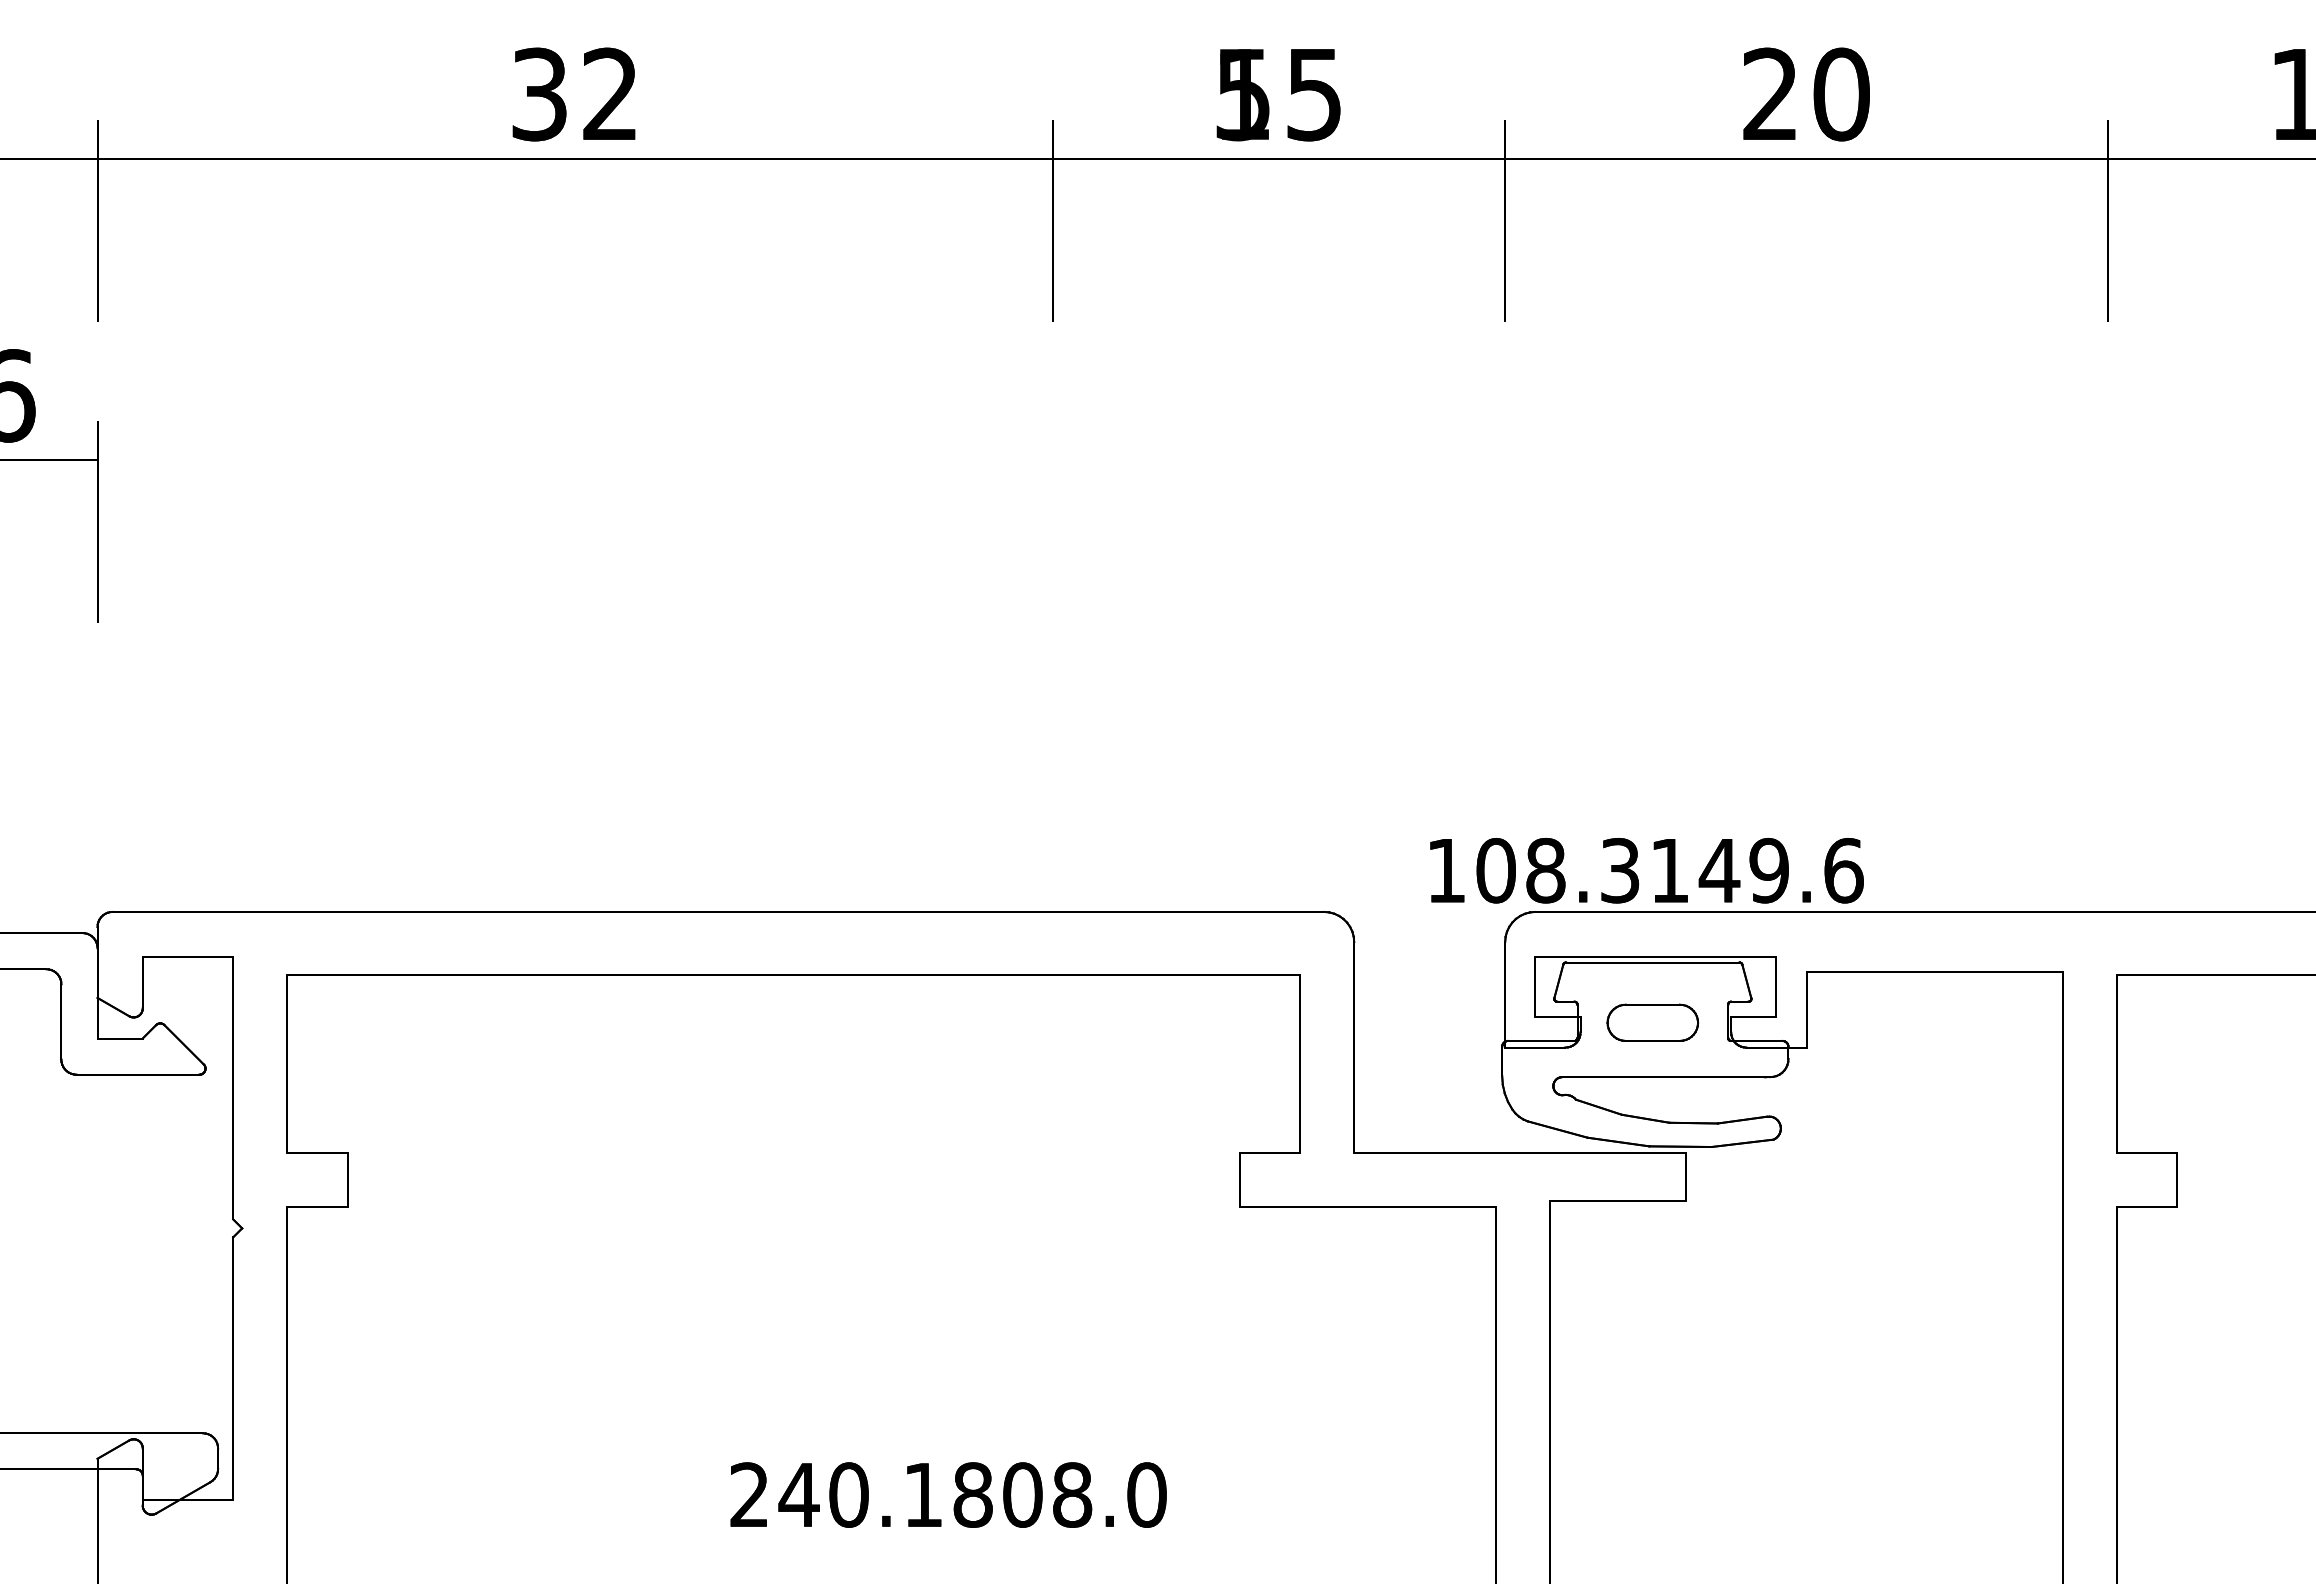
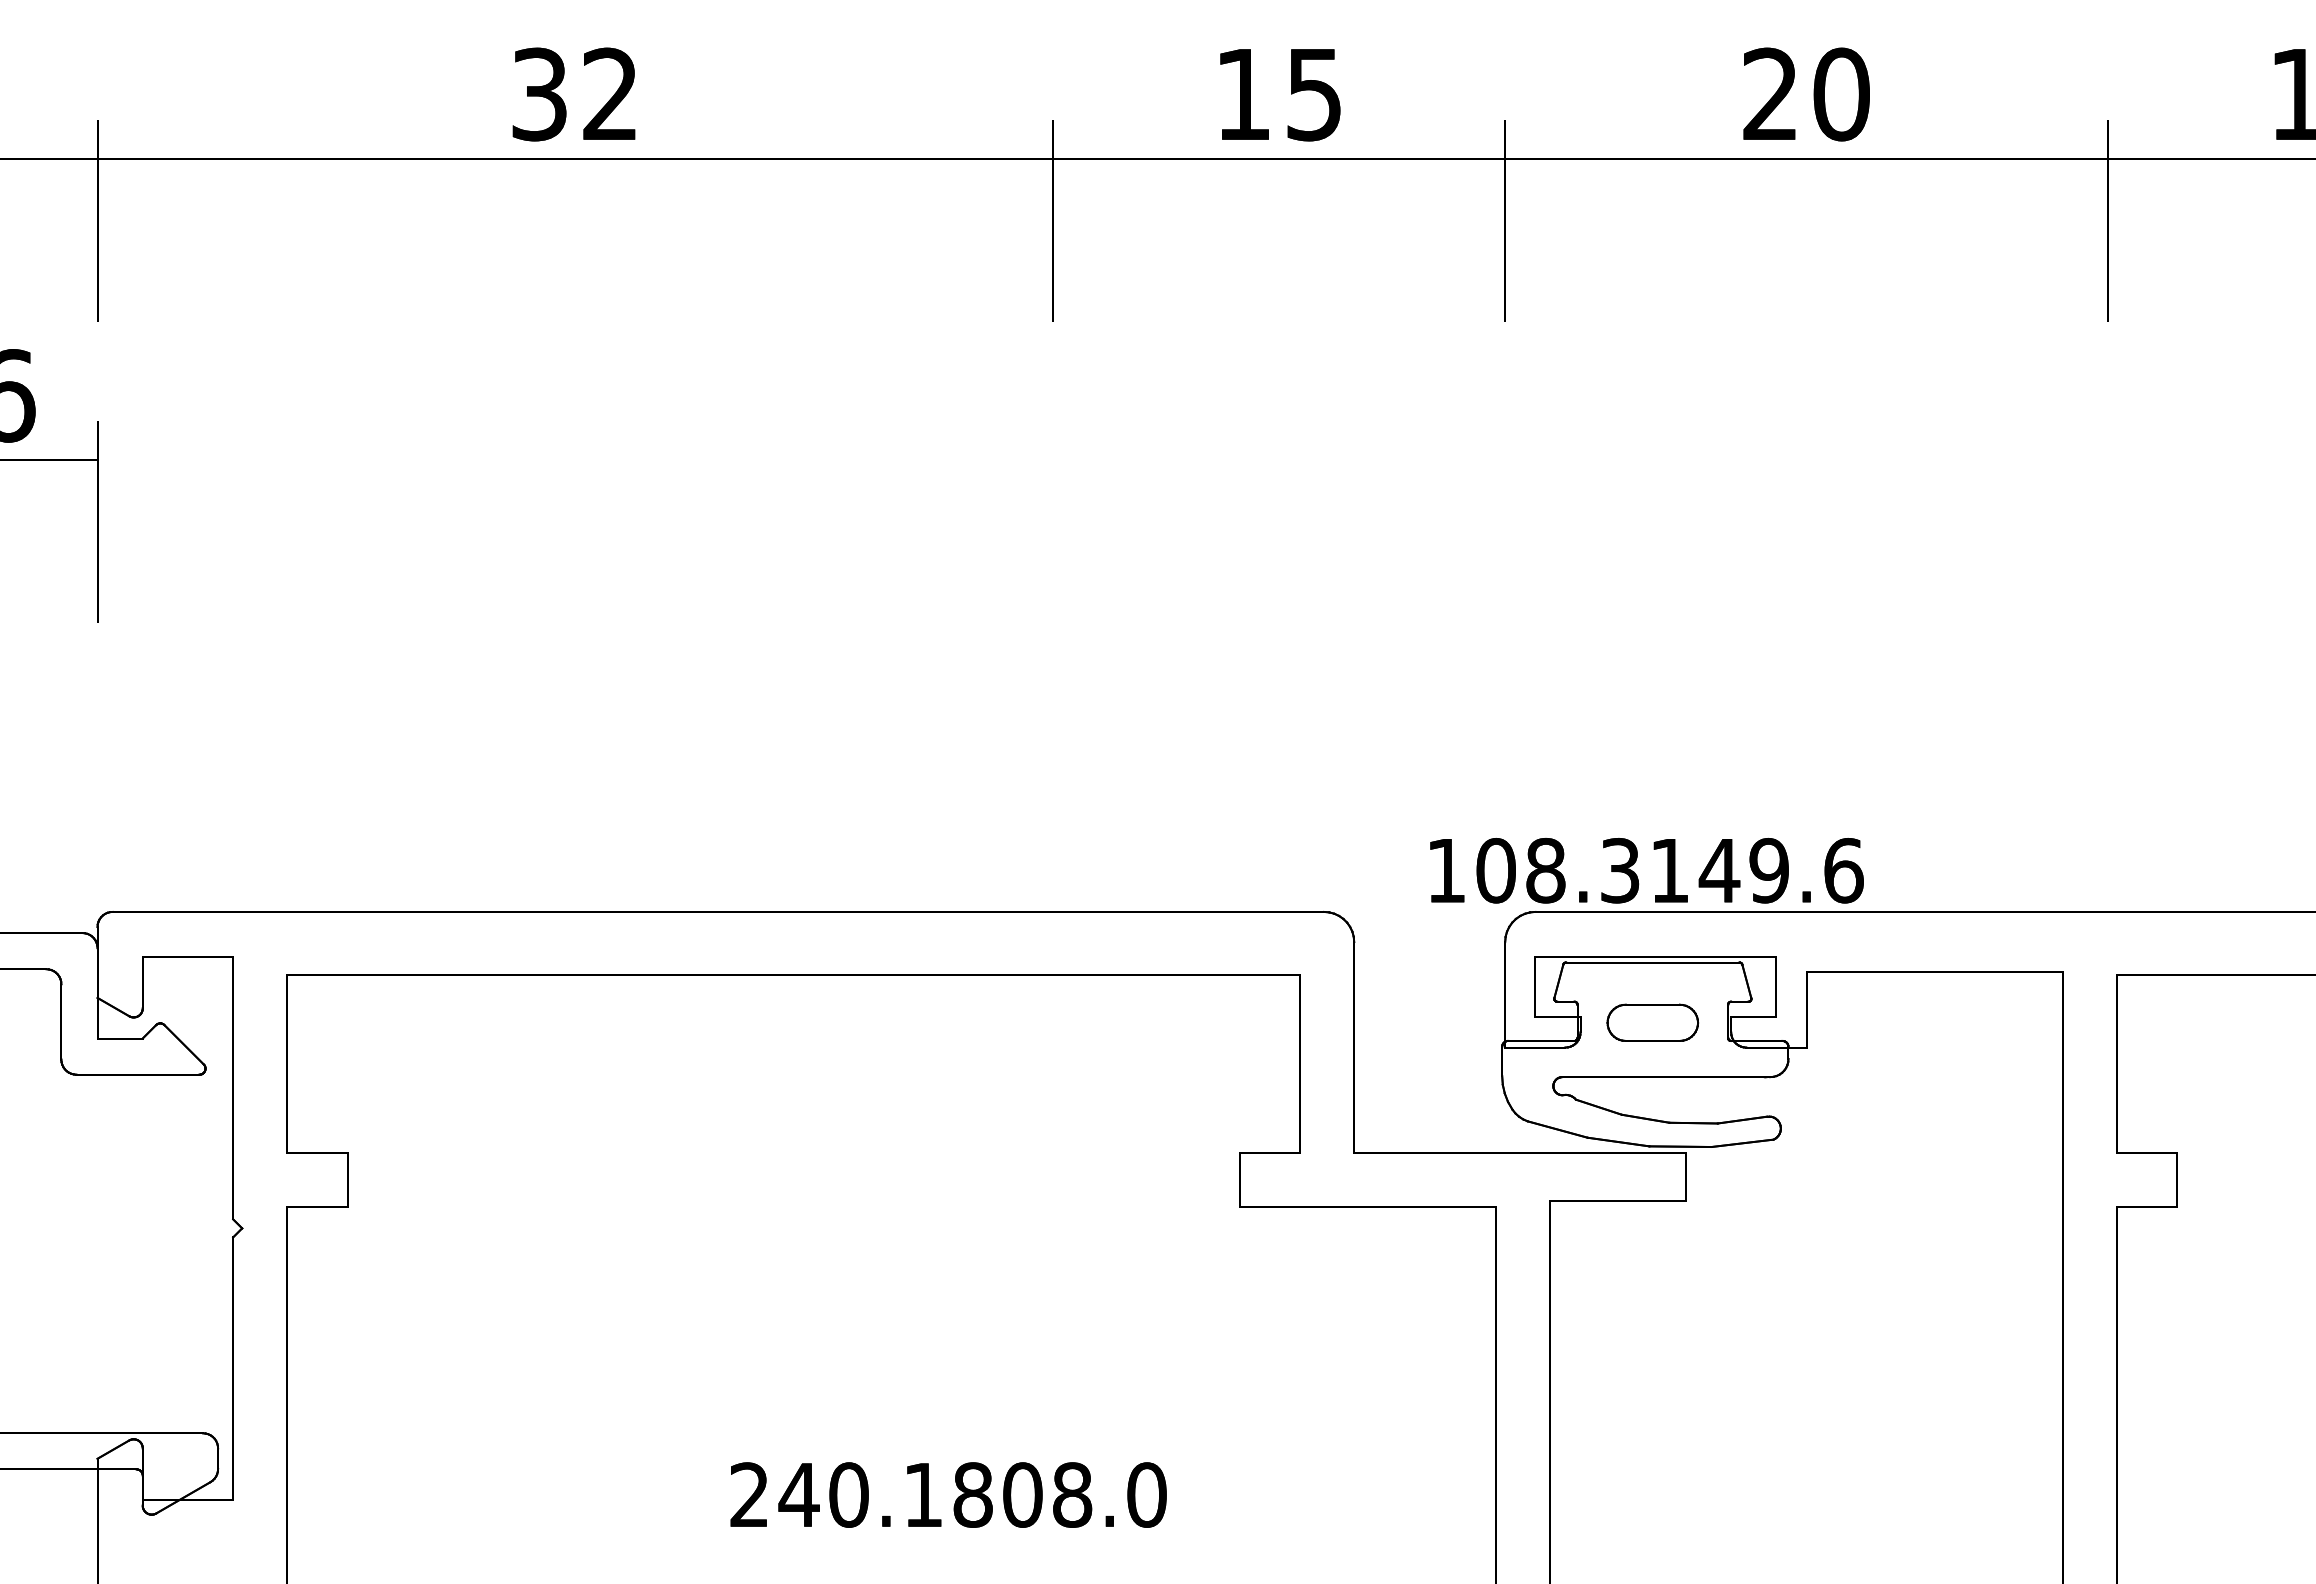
text: 55 -> 15 (1242, 95)
